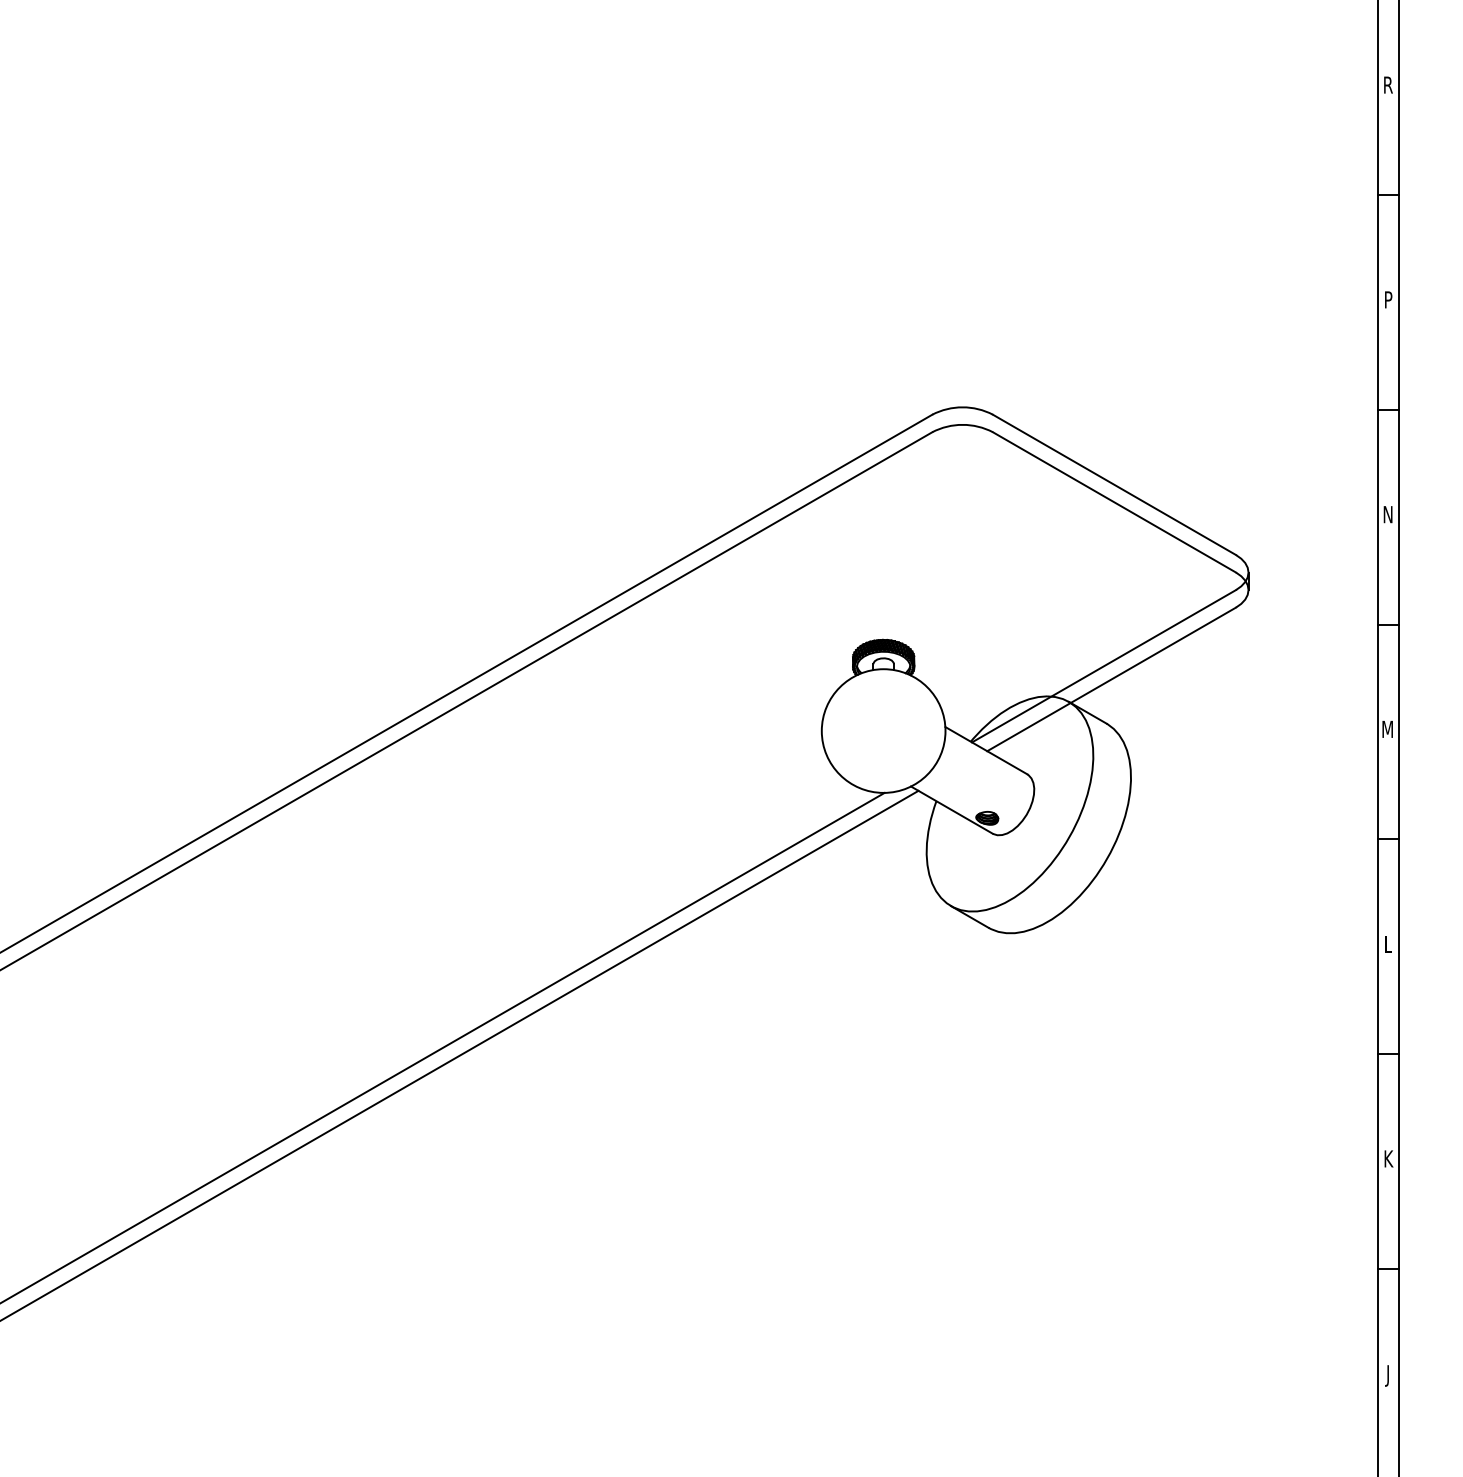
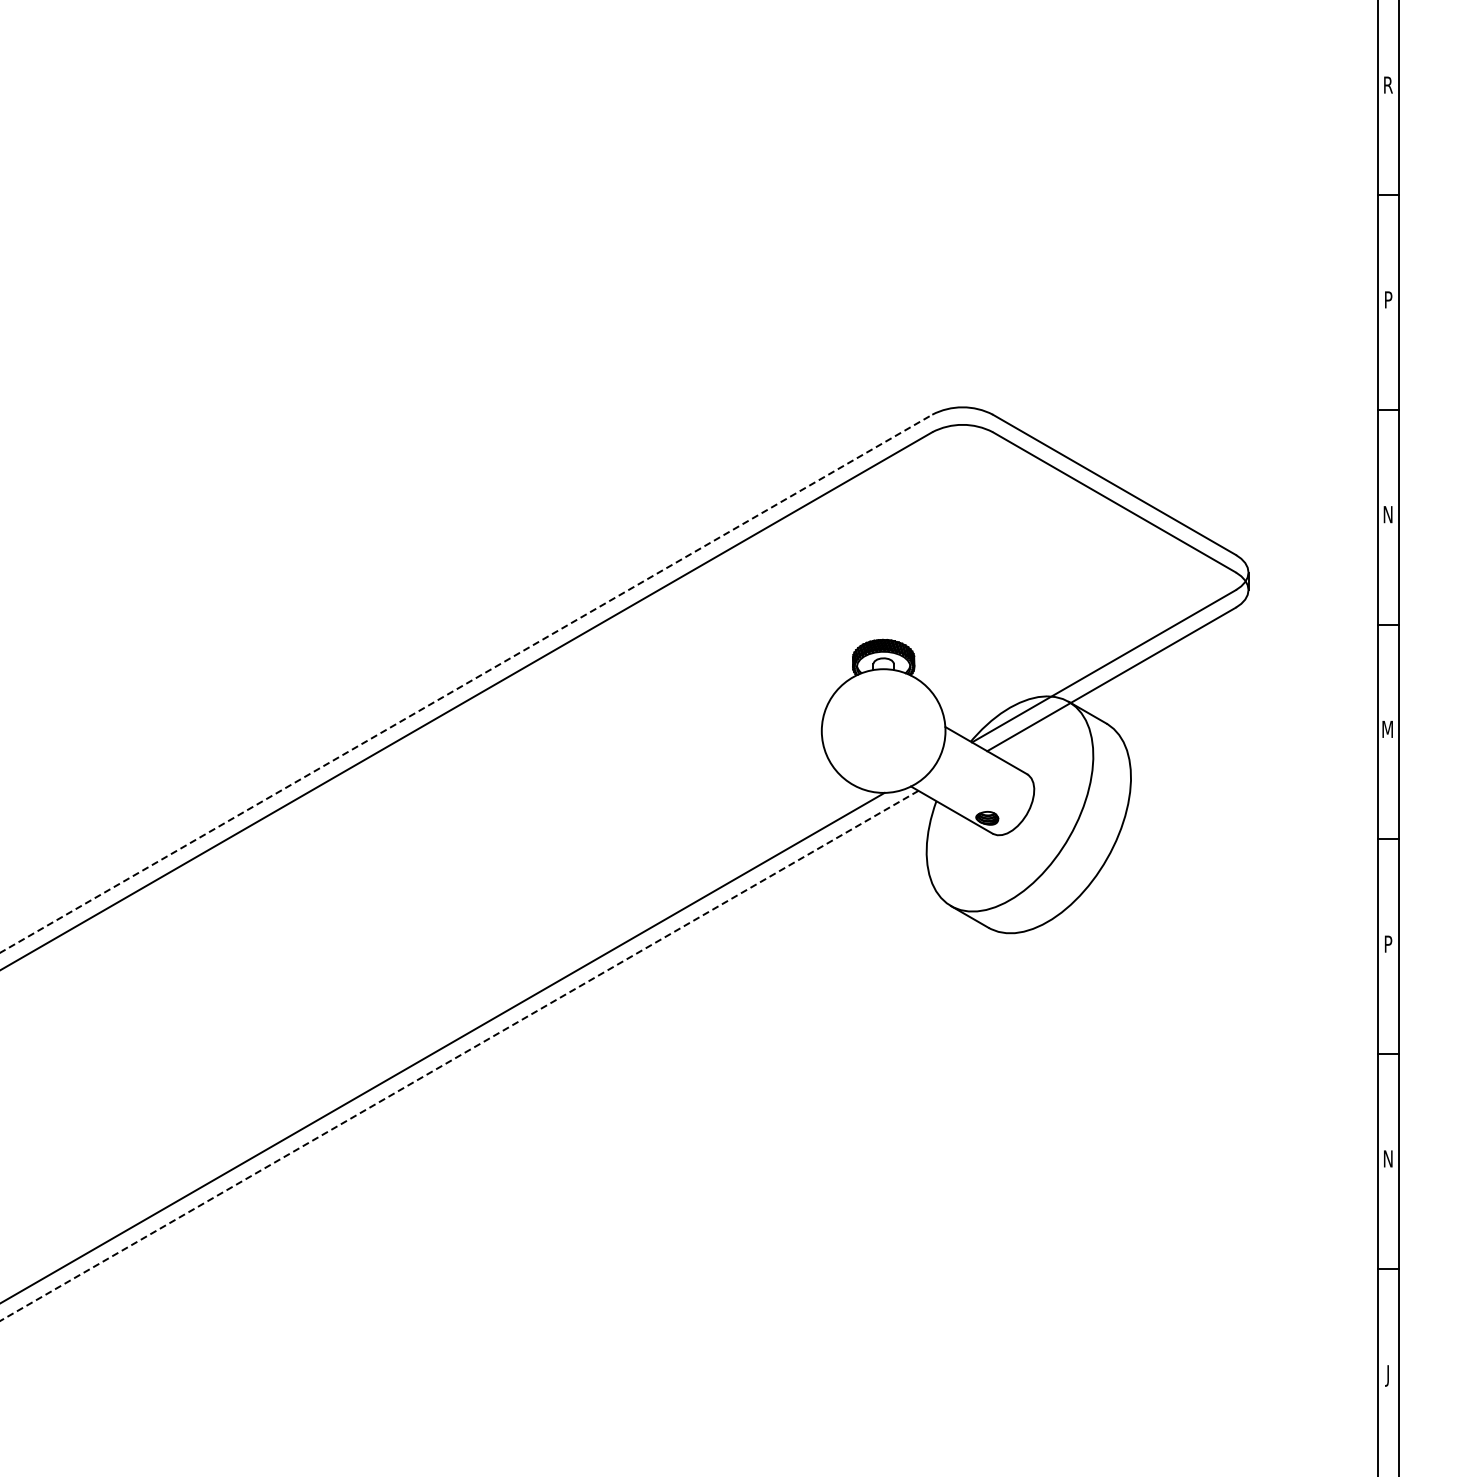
line: solid -> dashed (466, 683)
text: L -> P (1388, 943)
line: solid -> dashed (459, 1055)
text: K -> N (1388, 1158)
